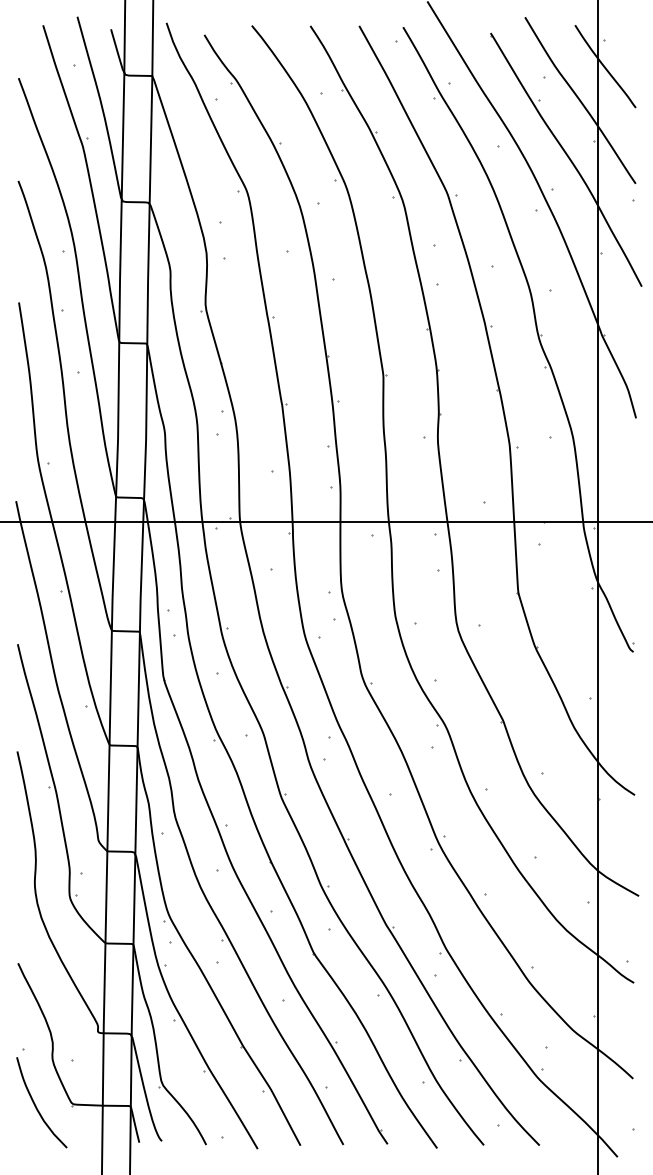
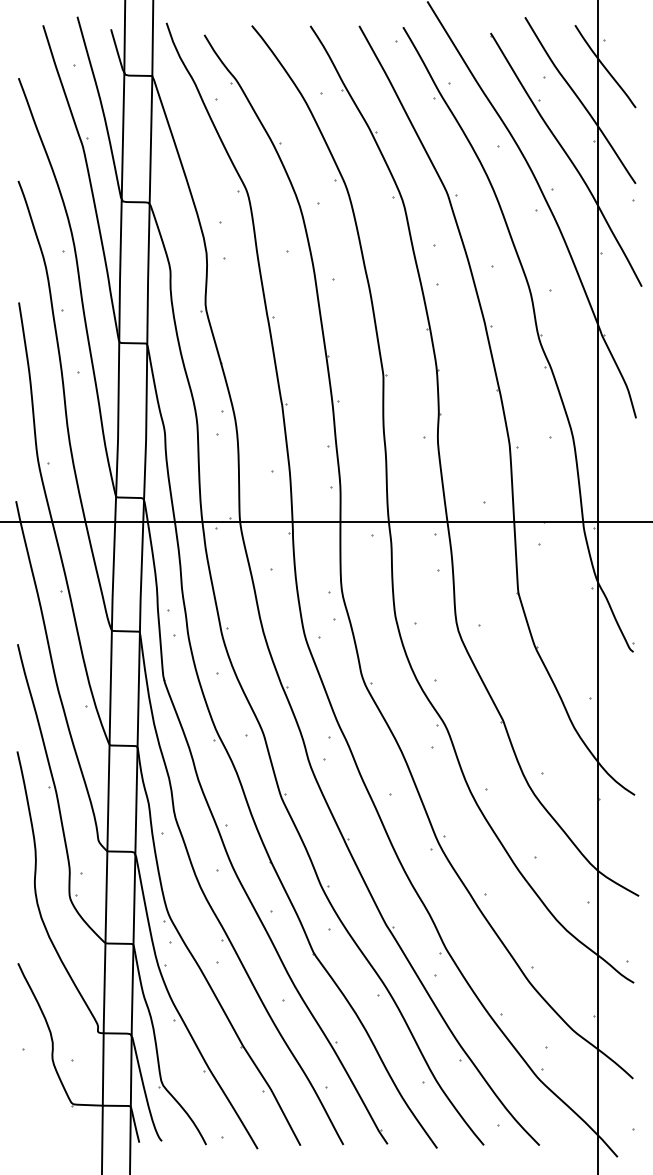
curve: present -> none (36, 1105)
